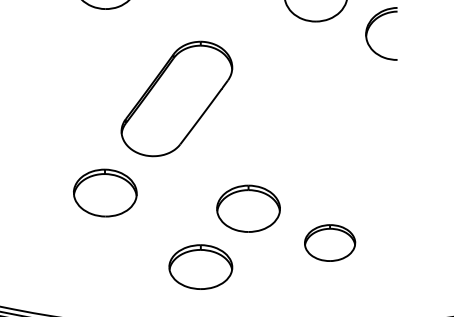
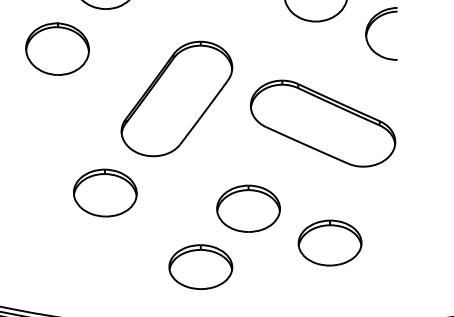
part: none -> present (57, 48)
part: none -> present (322, 123)
part size: 53x38 px -> 66x48 px (329, 242)
